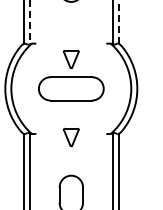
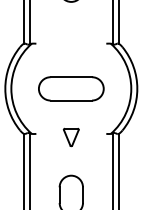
line: dashed -> solid (118, 21)
line: dashed -> solid (29, 22)
part: present -> none (70, 59)
